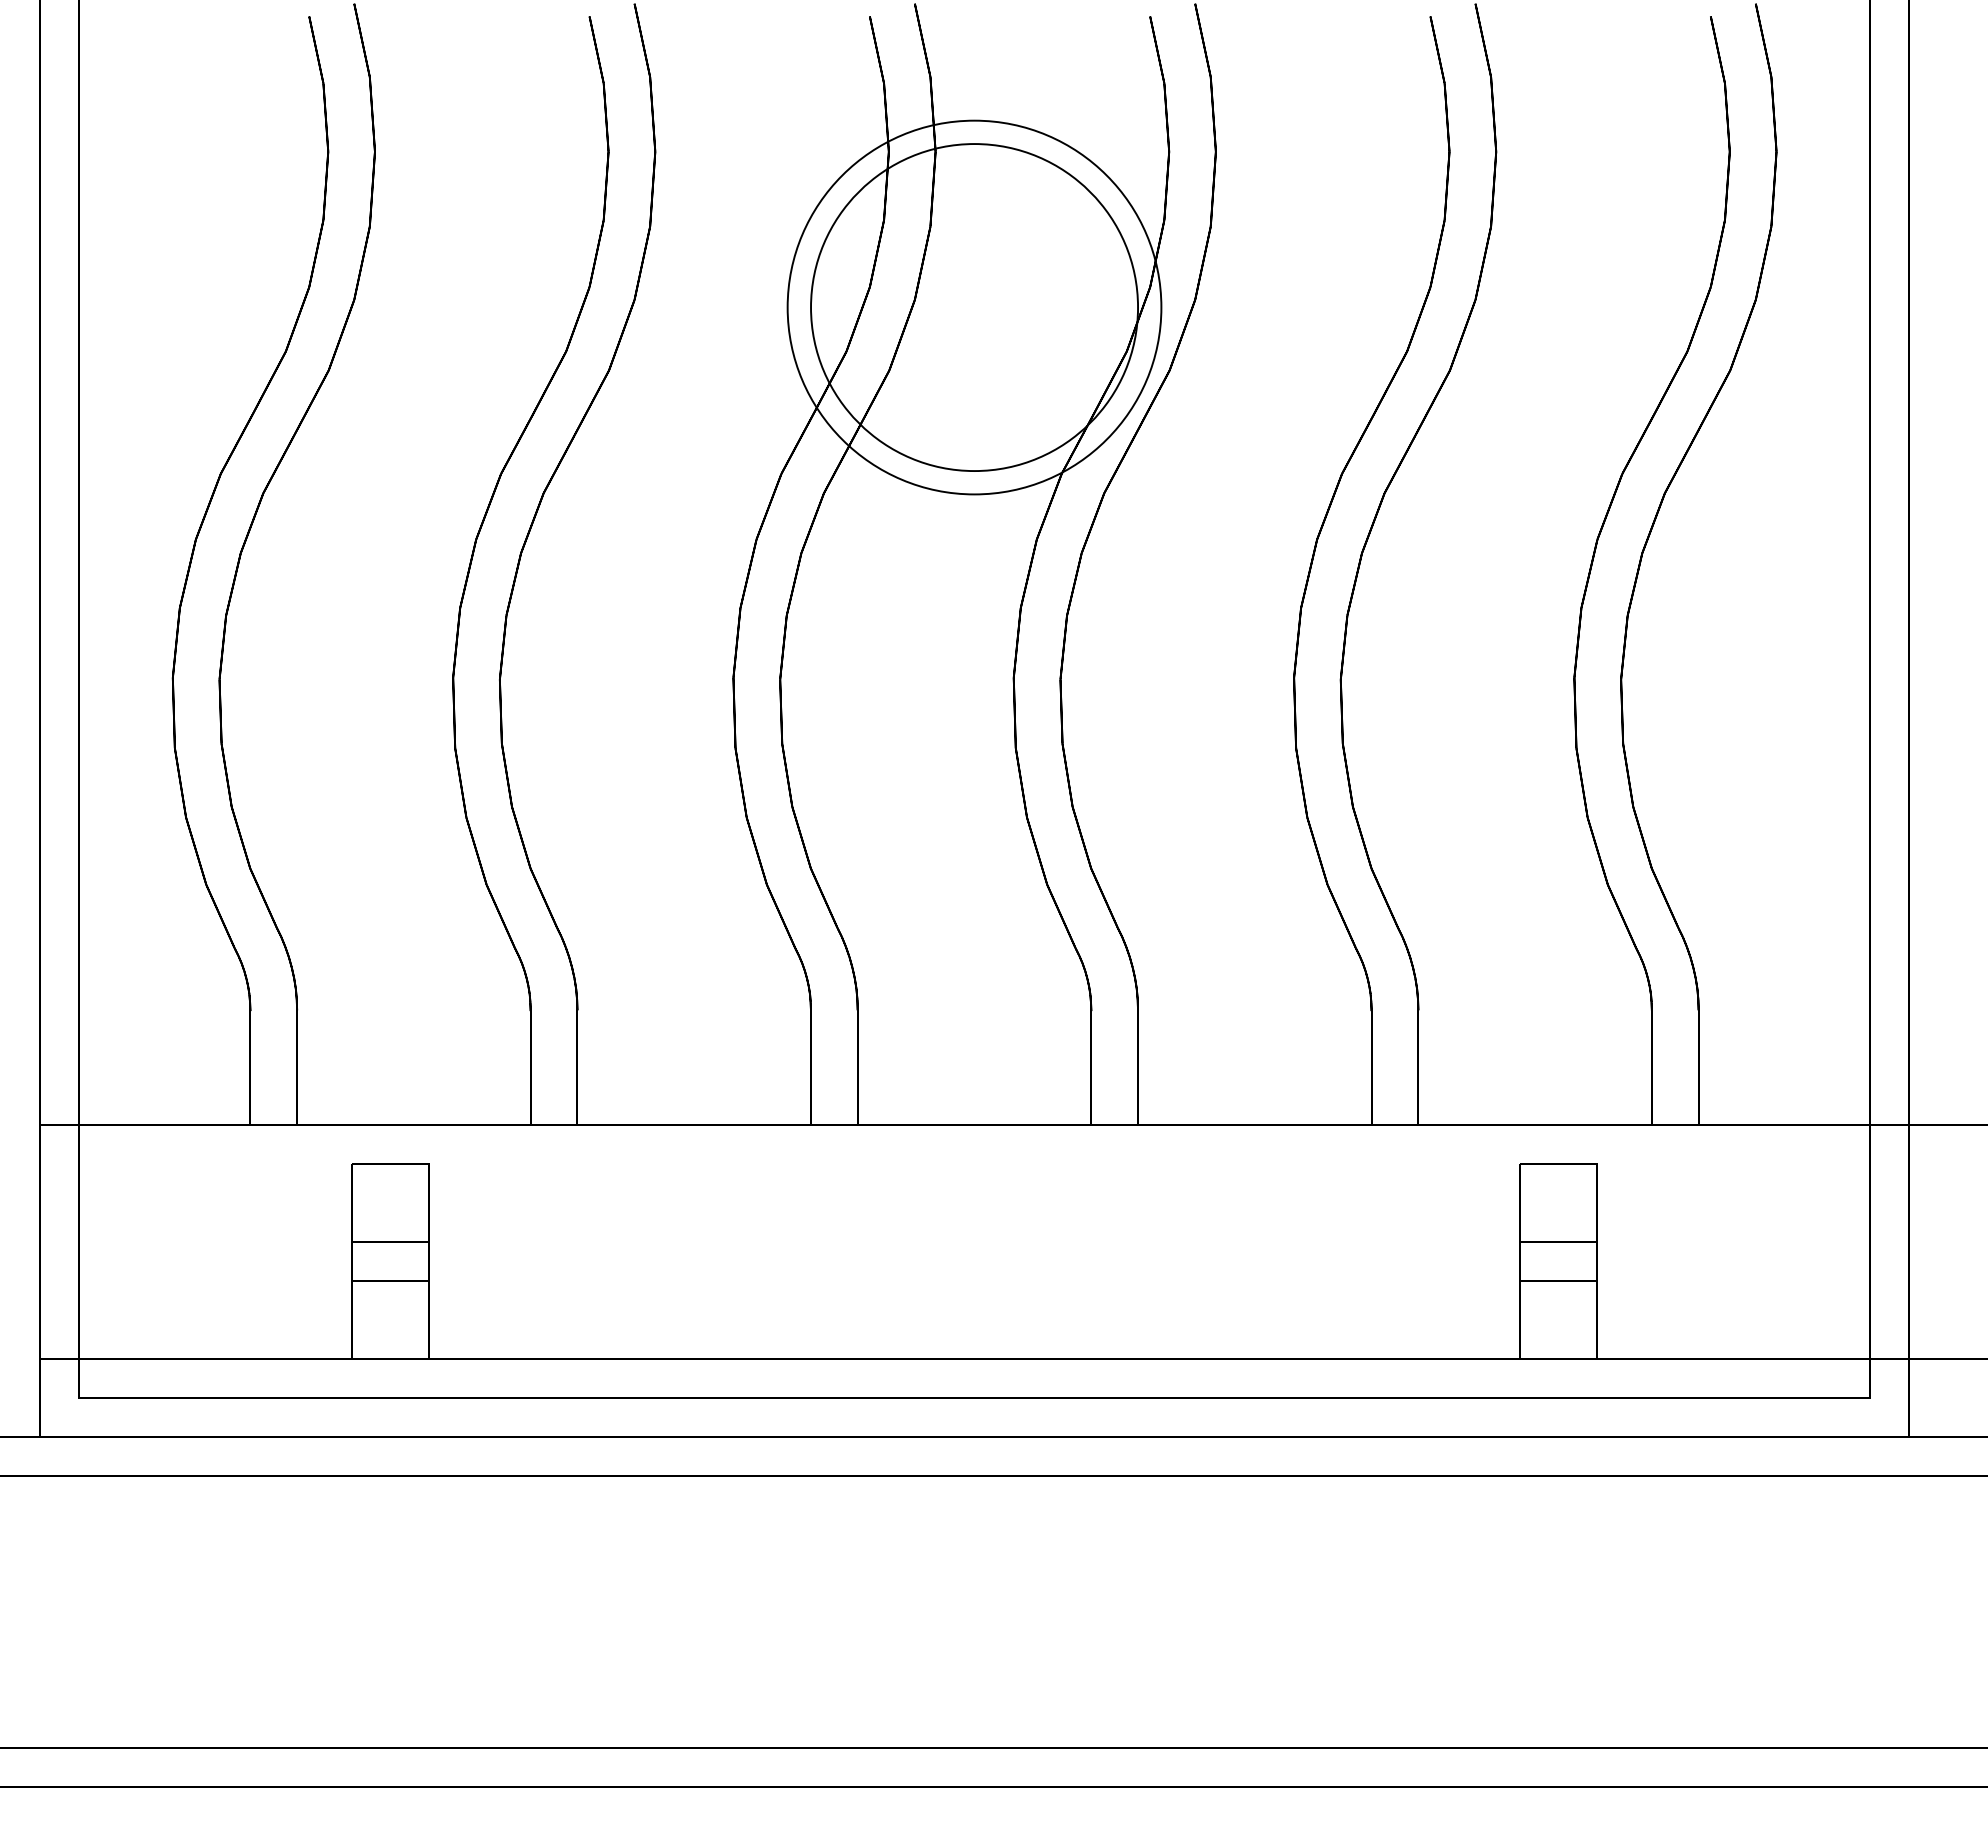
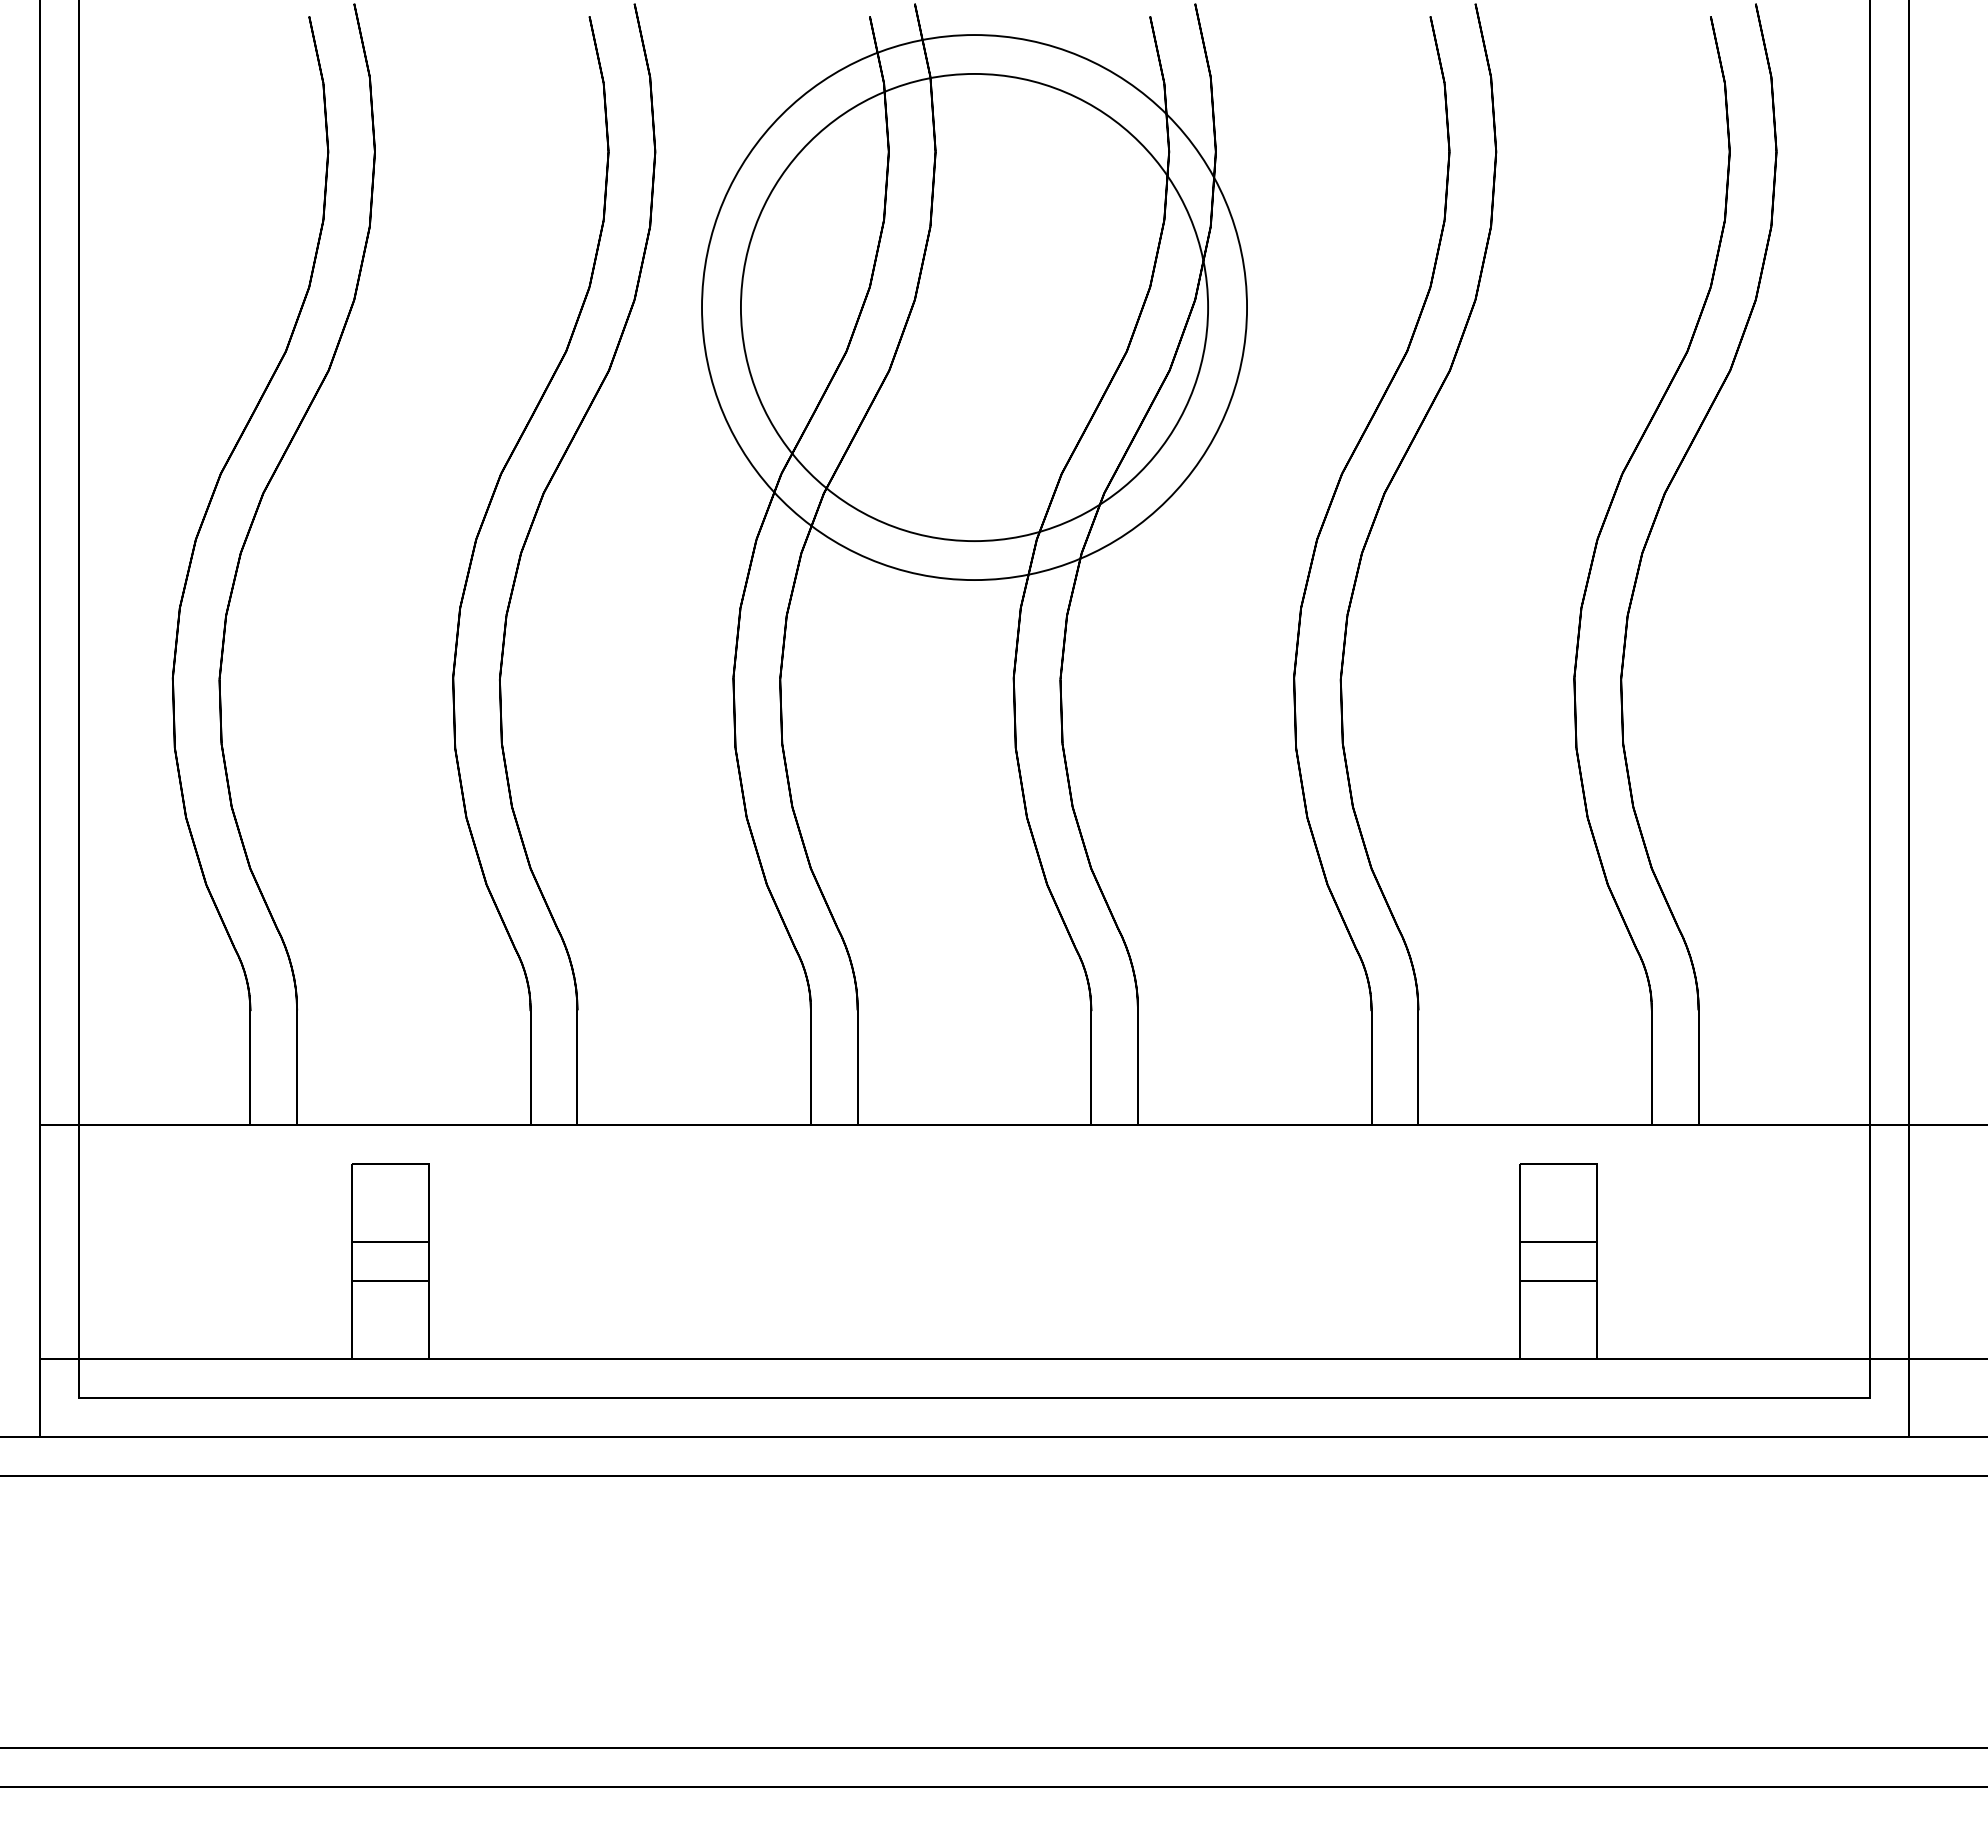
circle diameter: 327 px -> 545 px (974, 307)
circle diameter: 374 px -> 467 px (974, 307)
